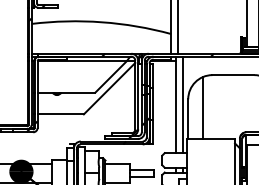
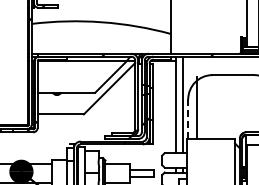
line: present -> none (178, 27)
line position: (202, 107) -> (196, 107) (196, 107)
line: solid -> dashed (188, 118)
